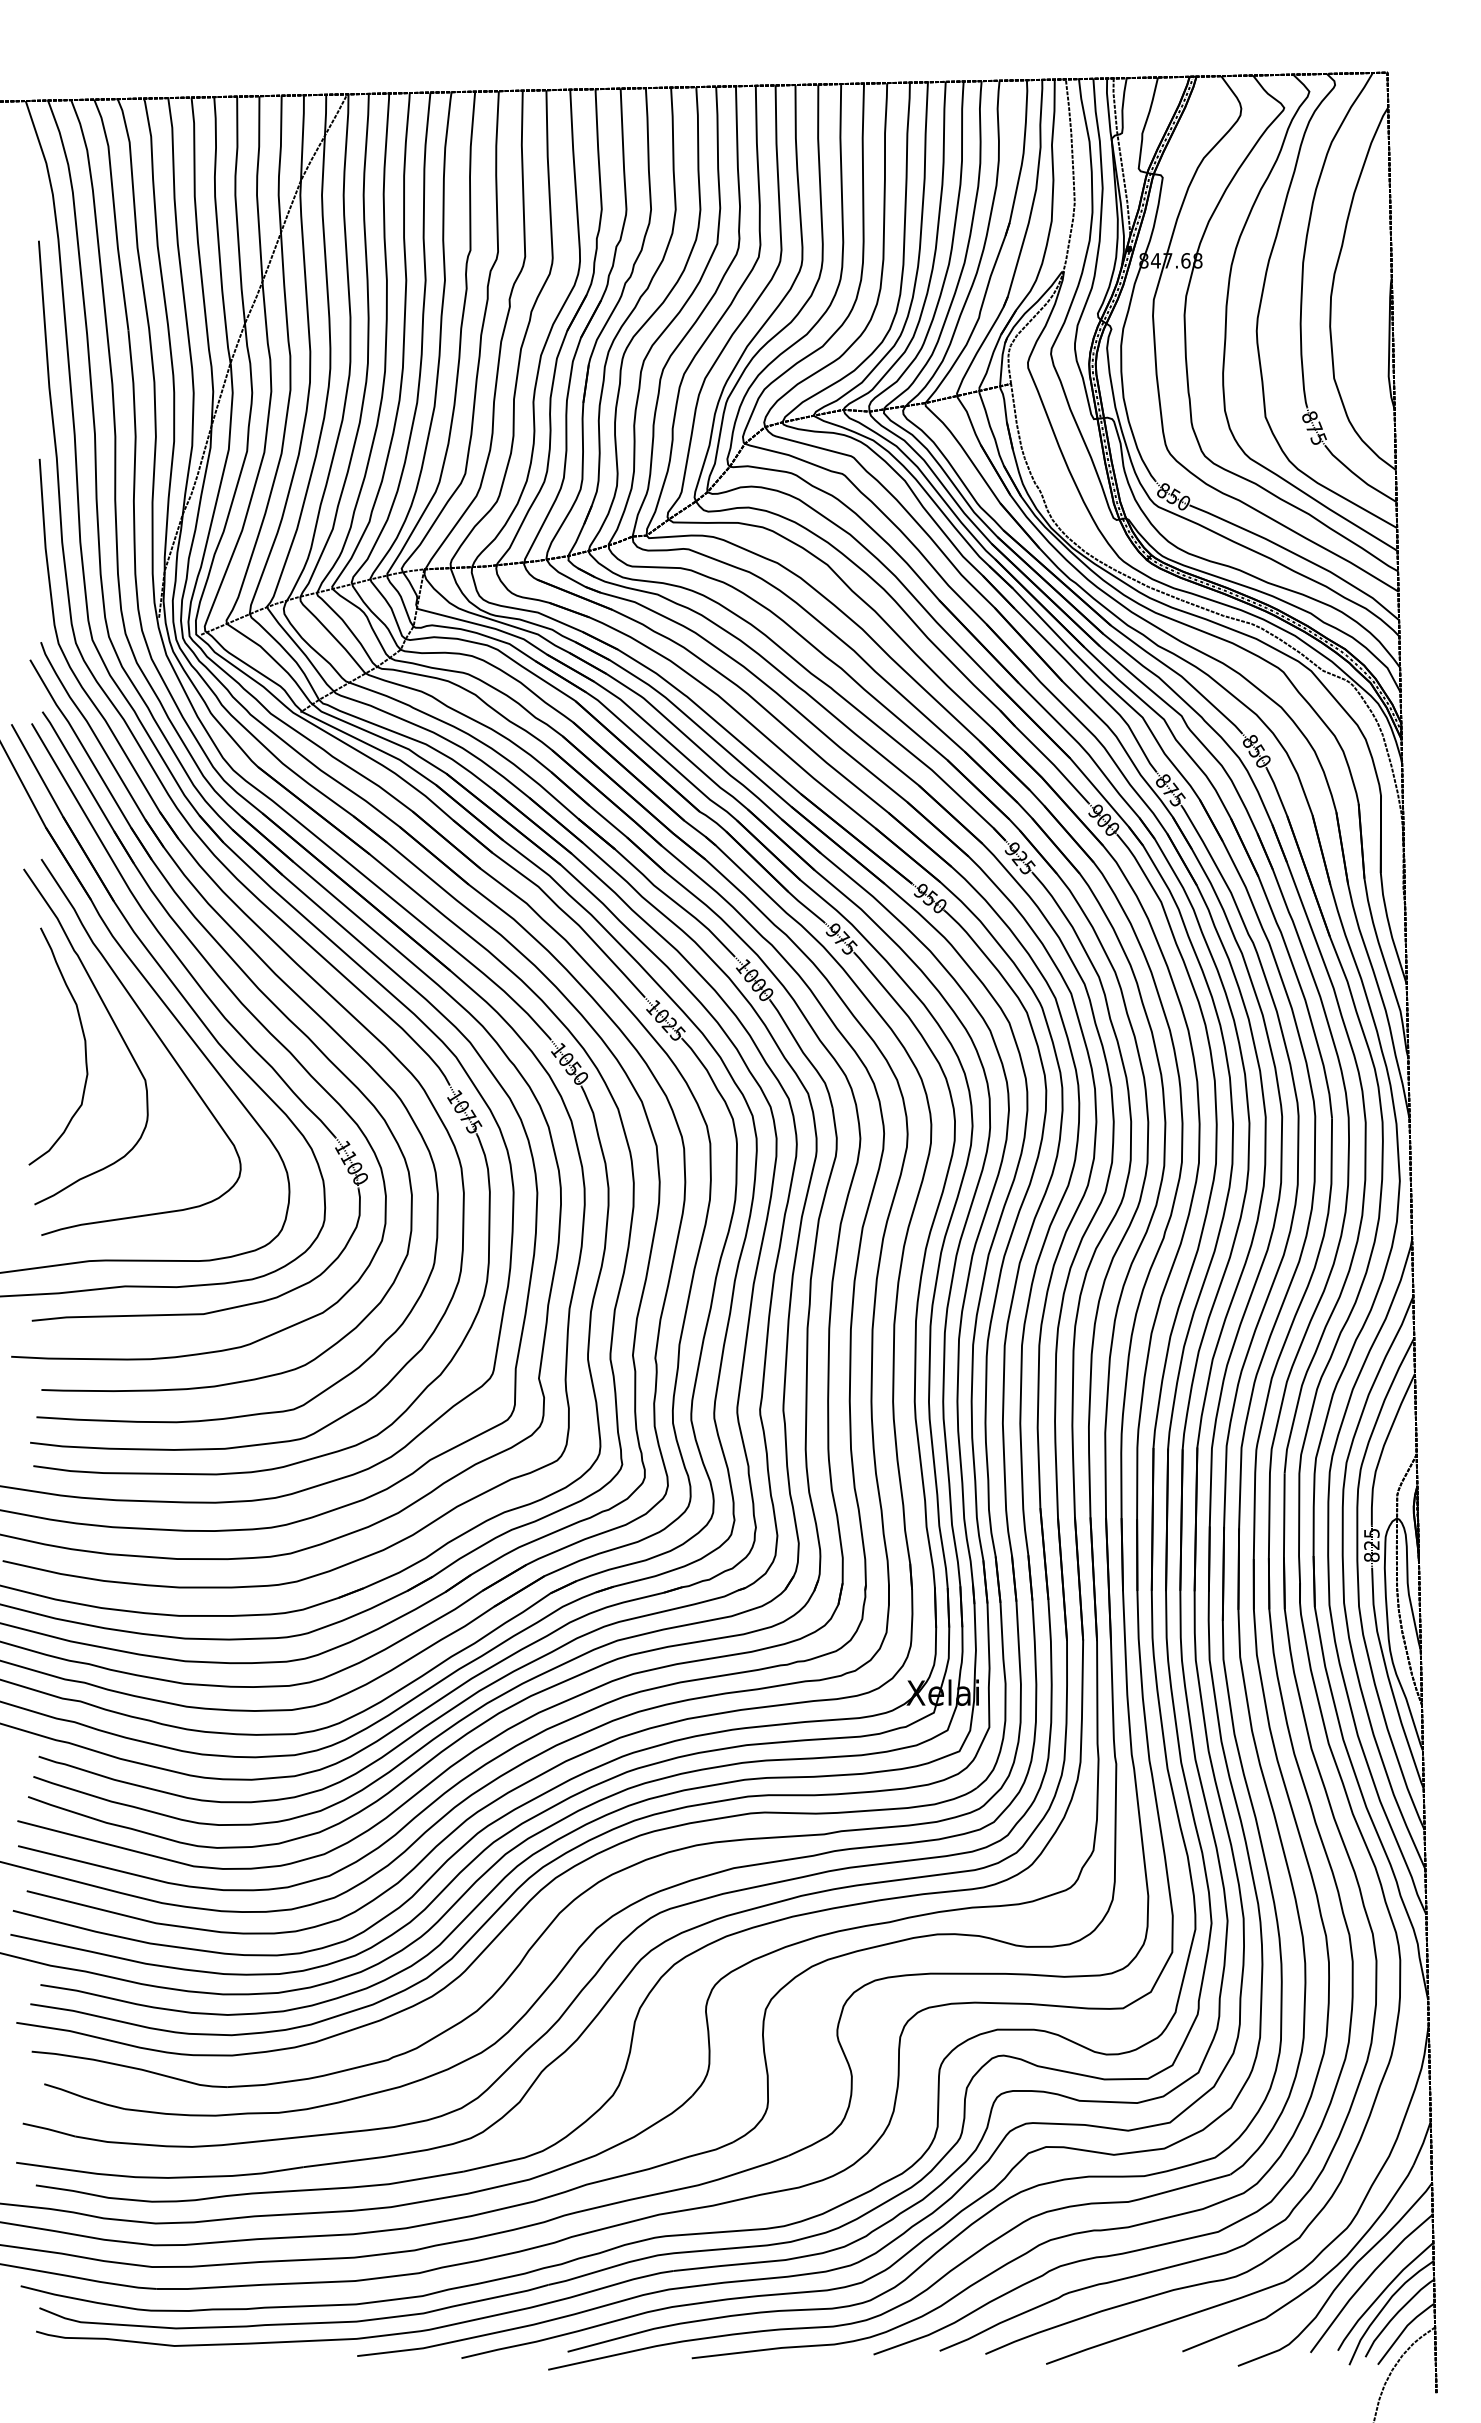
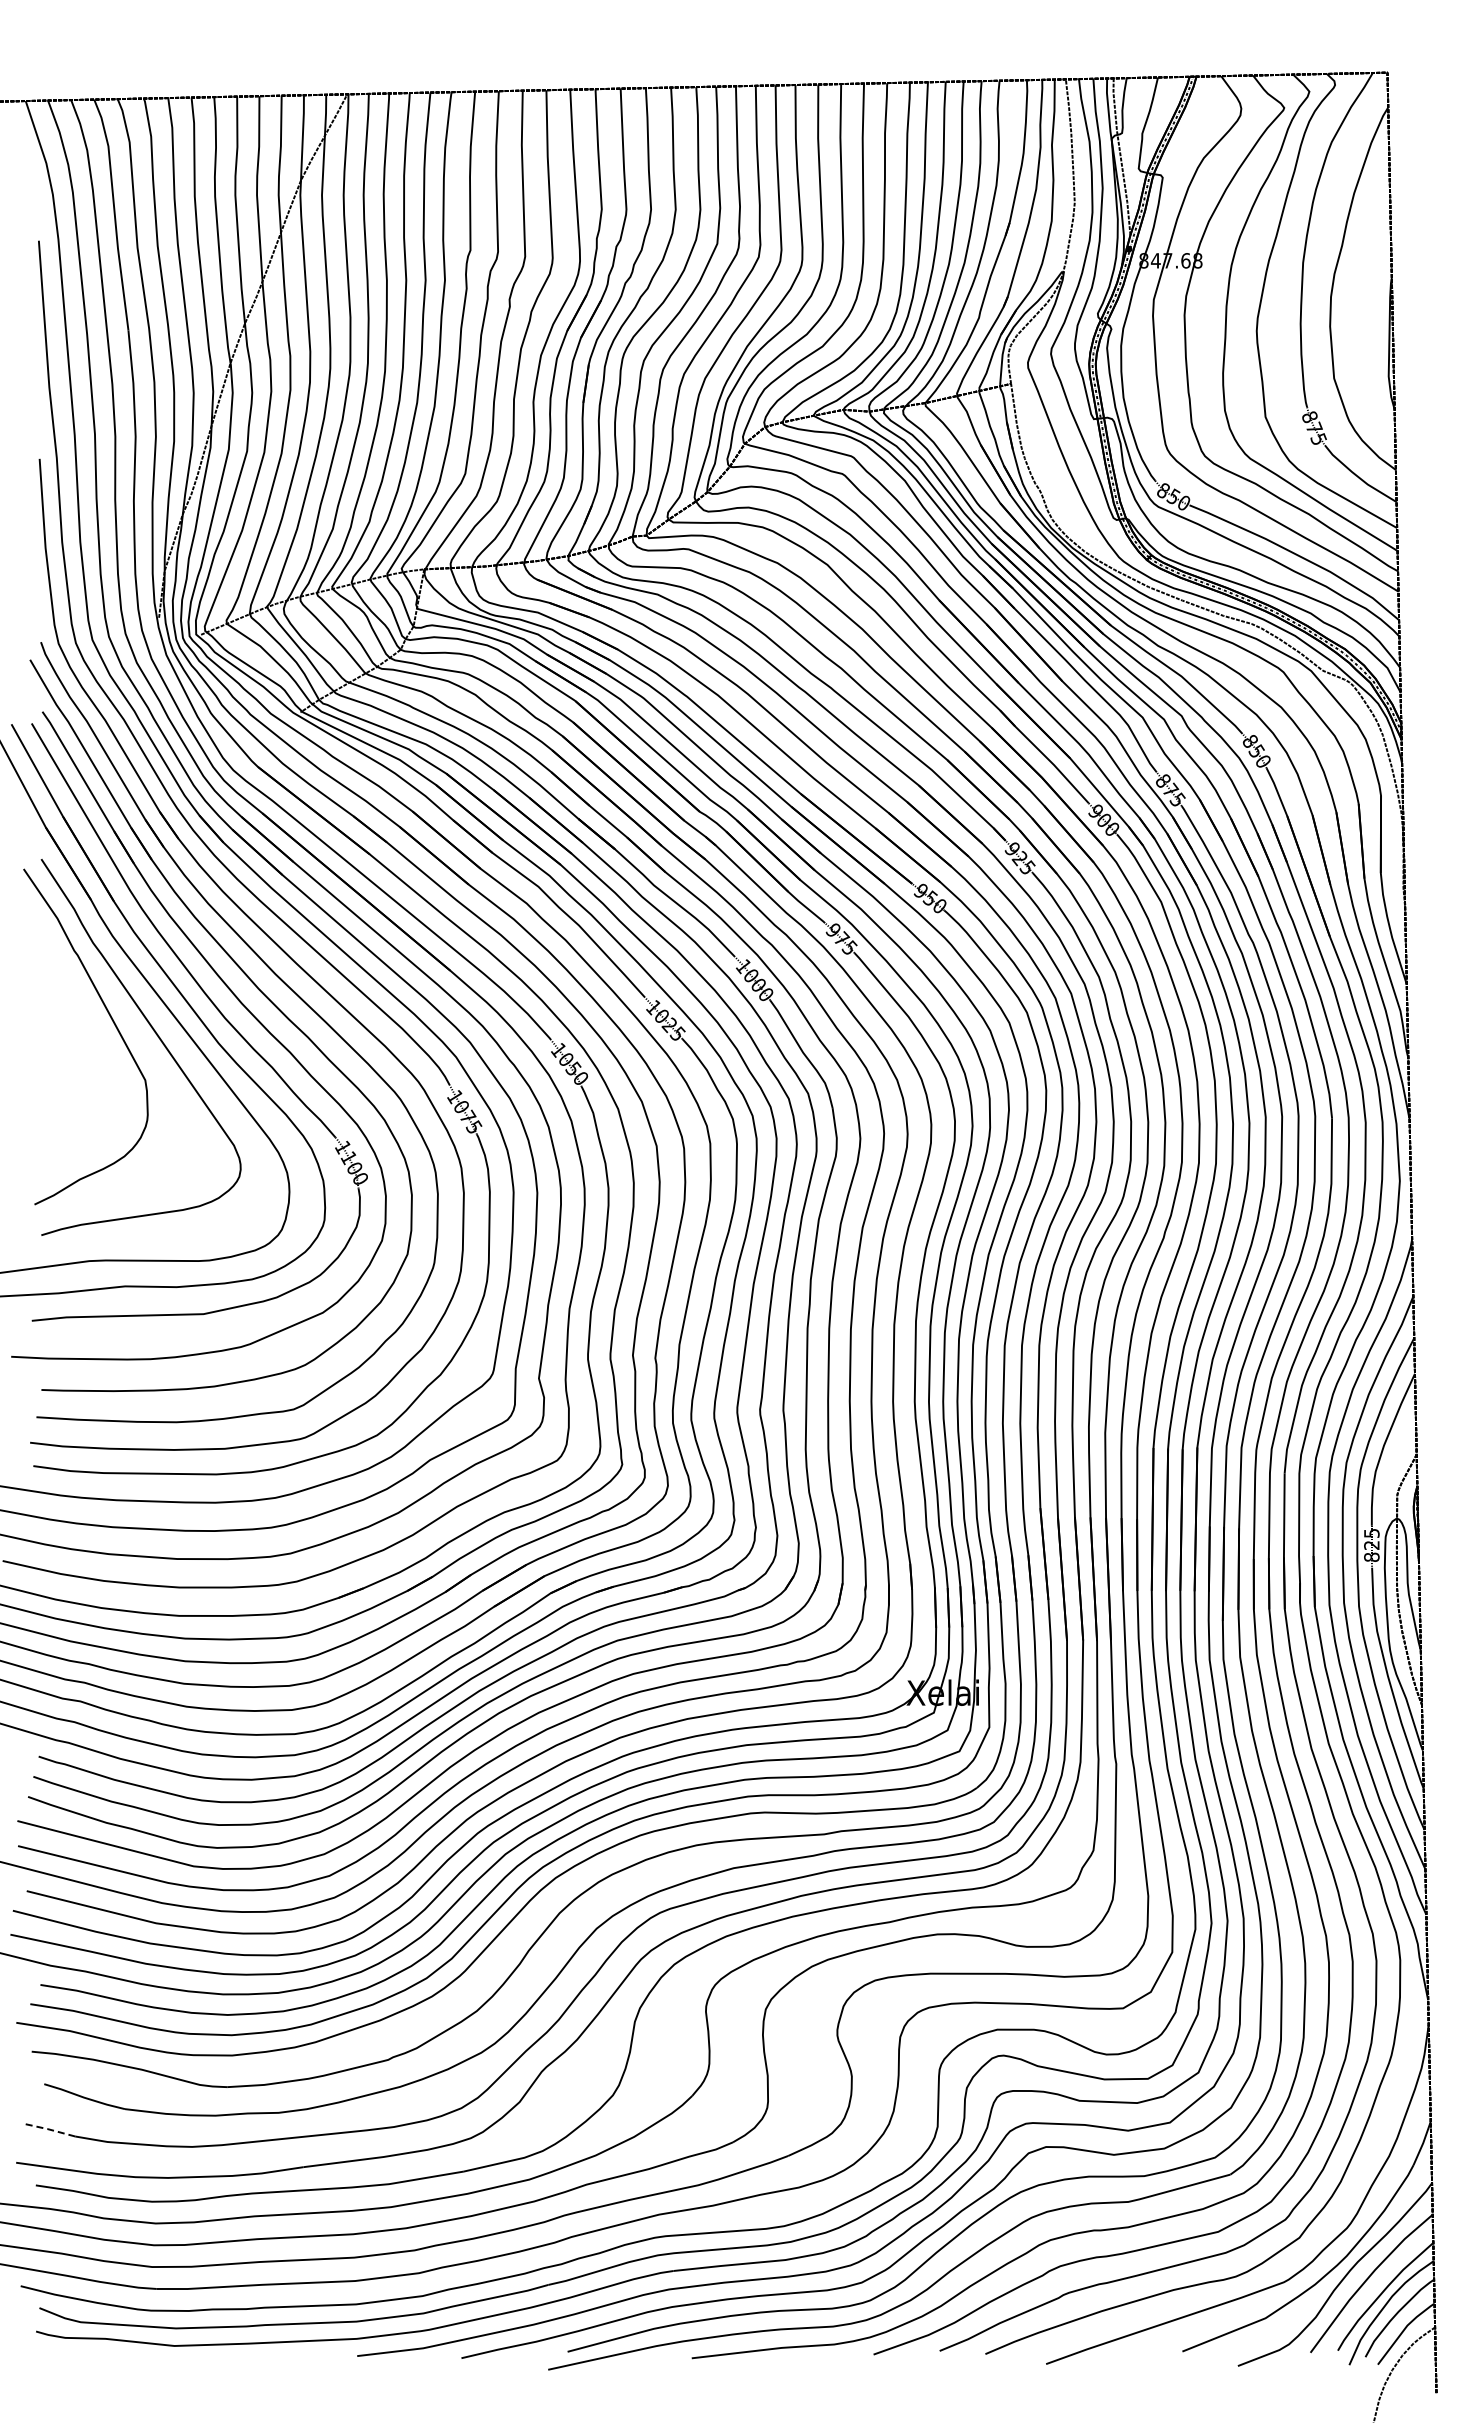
curve: present -> none (84, 1046)
line: solid -> dashed (48, 2129)
